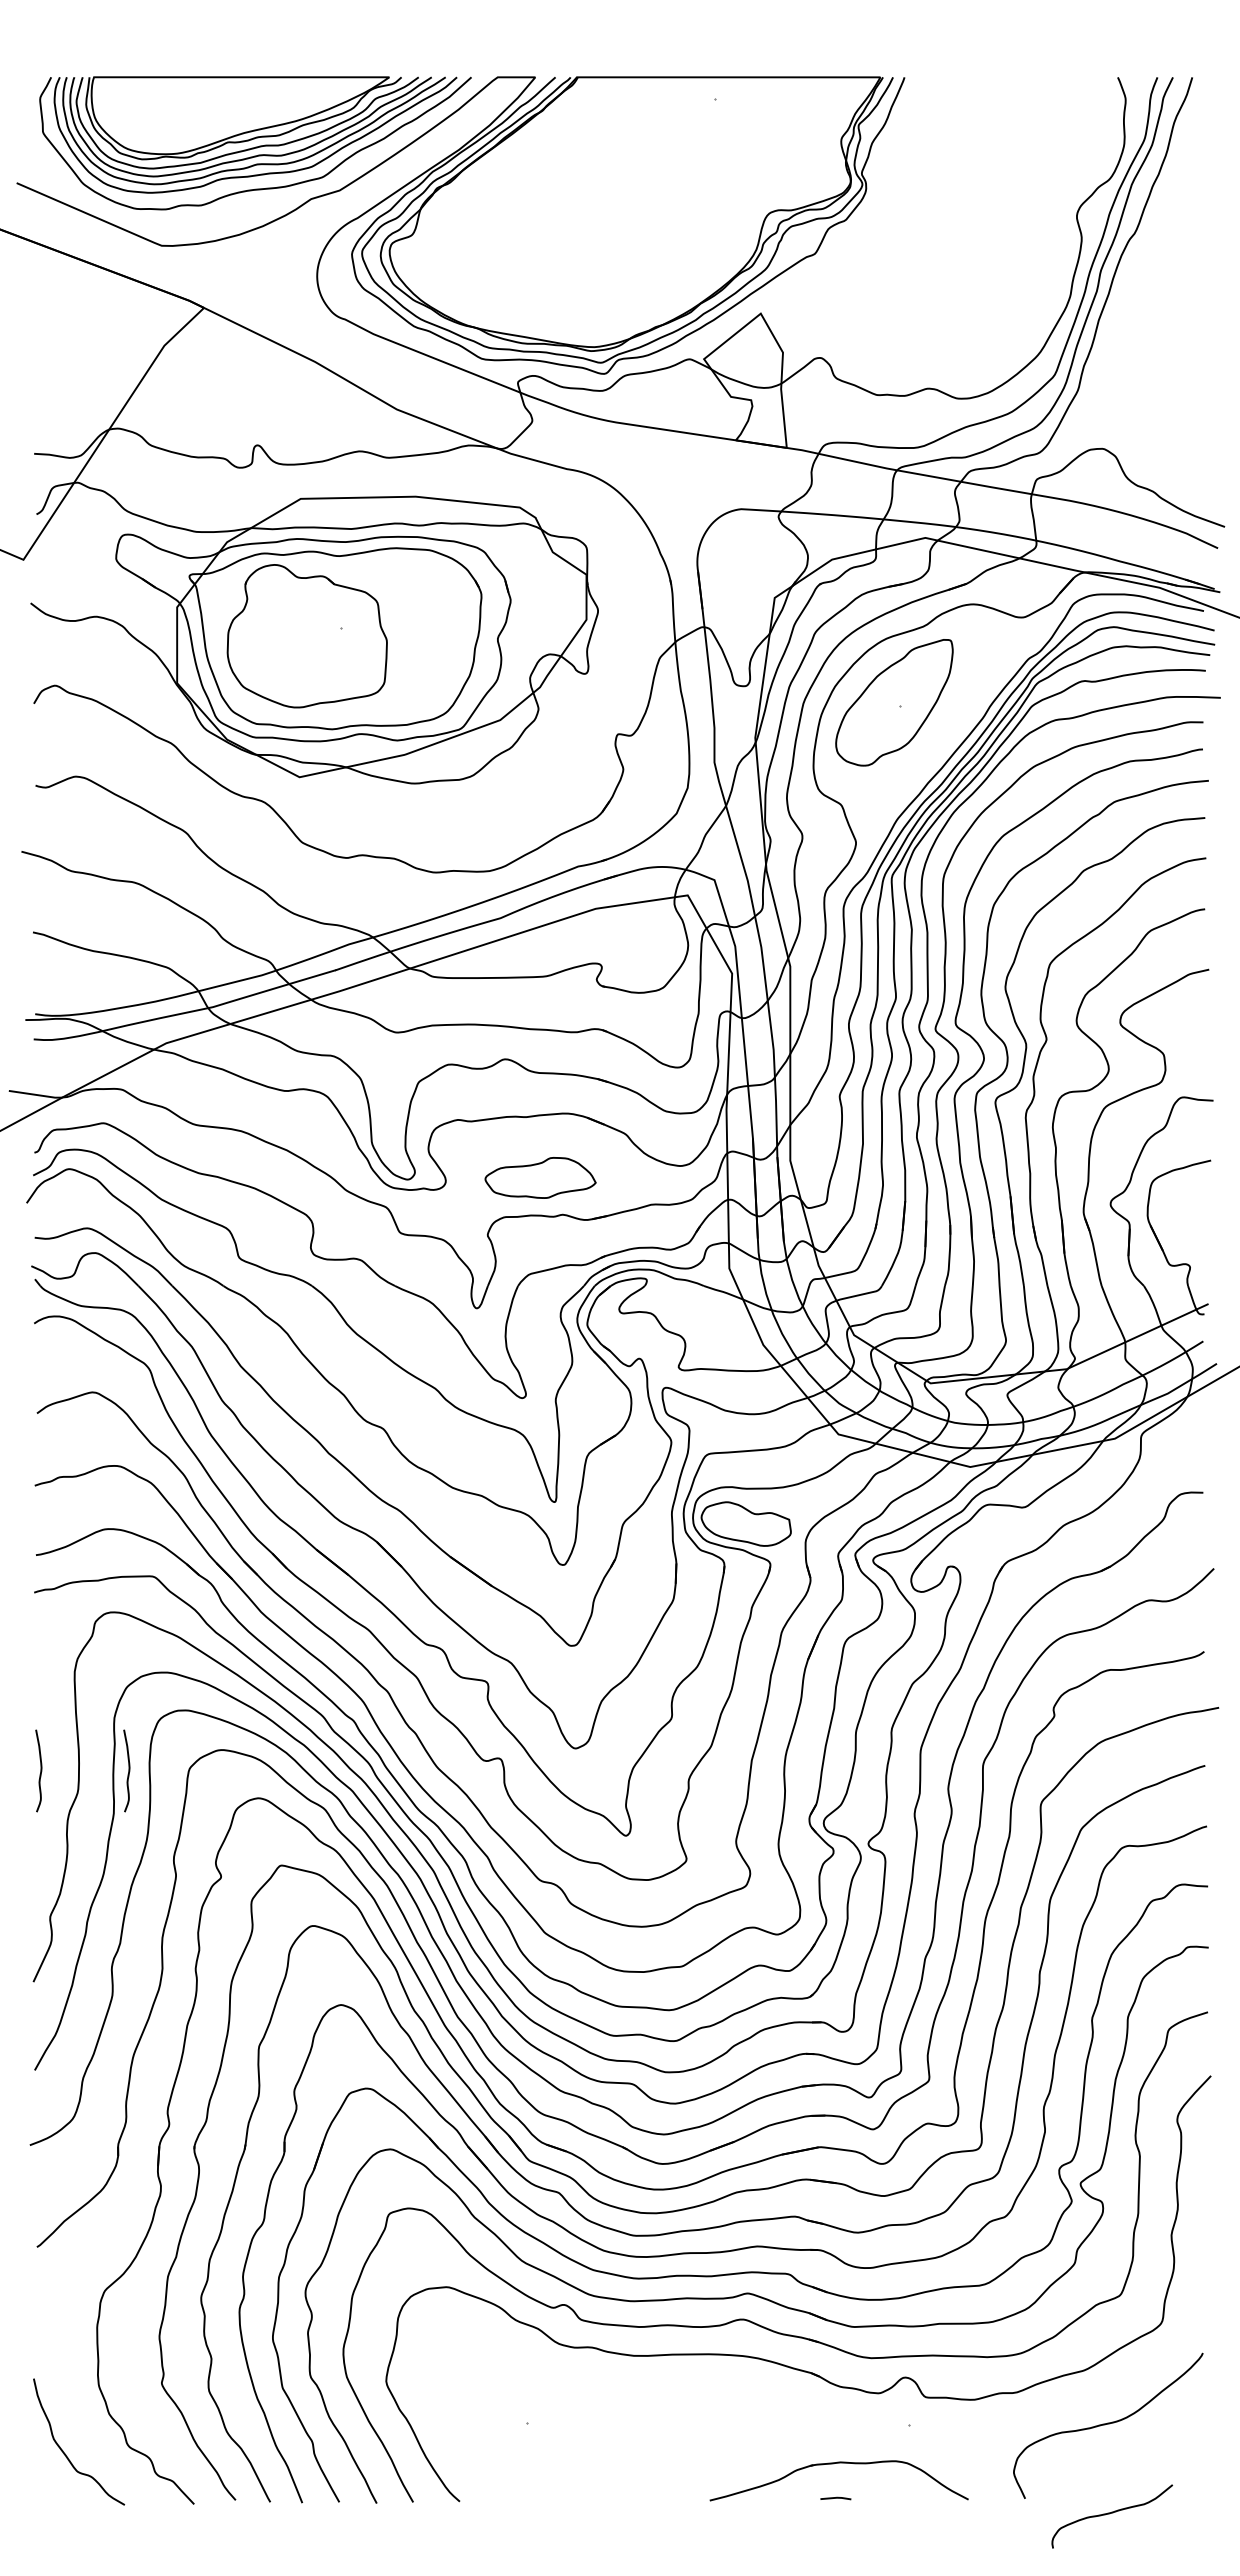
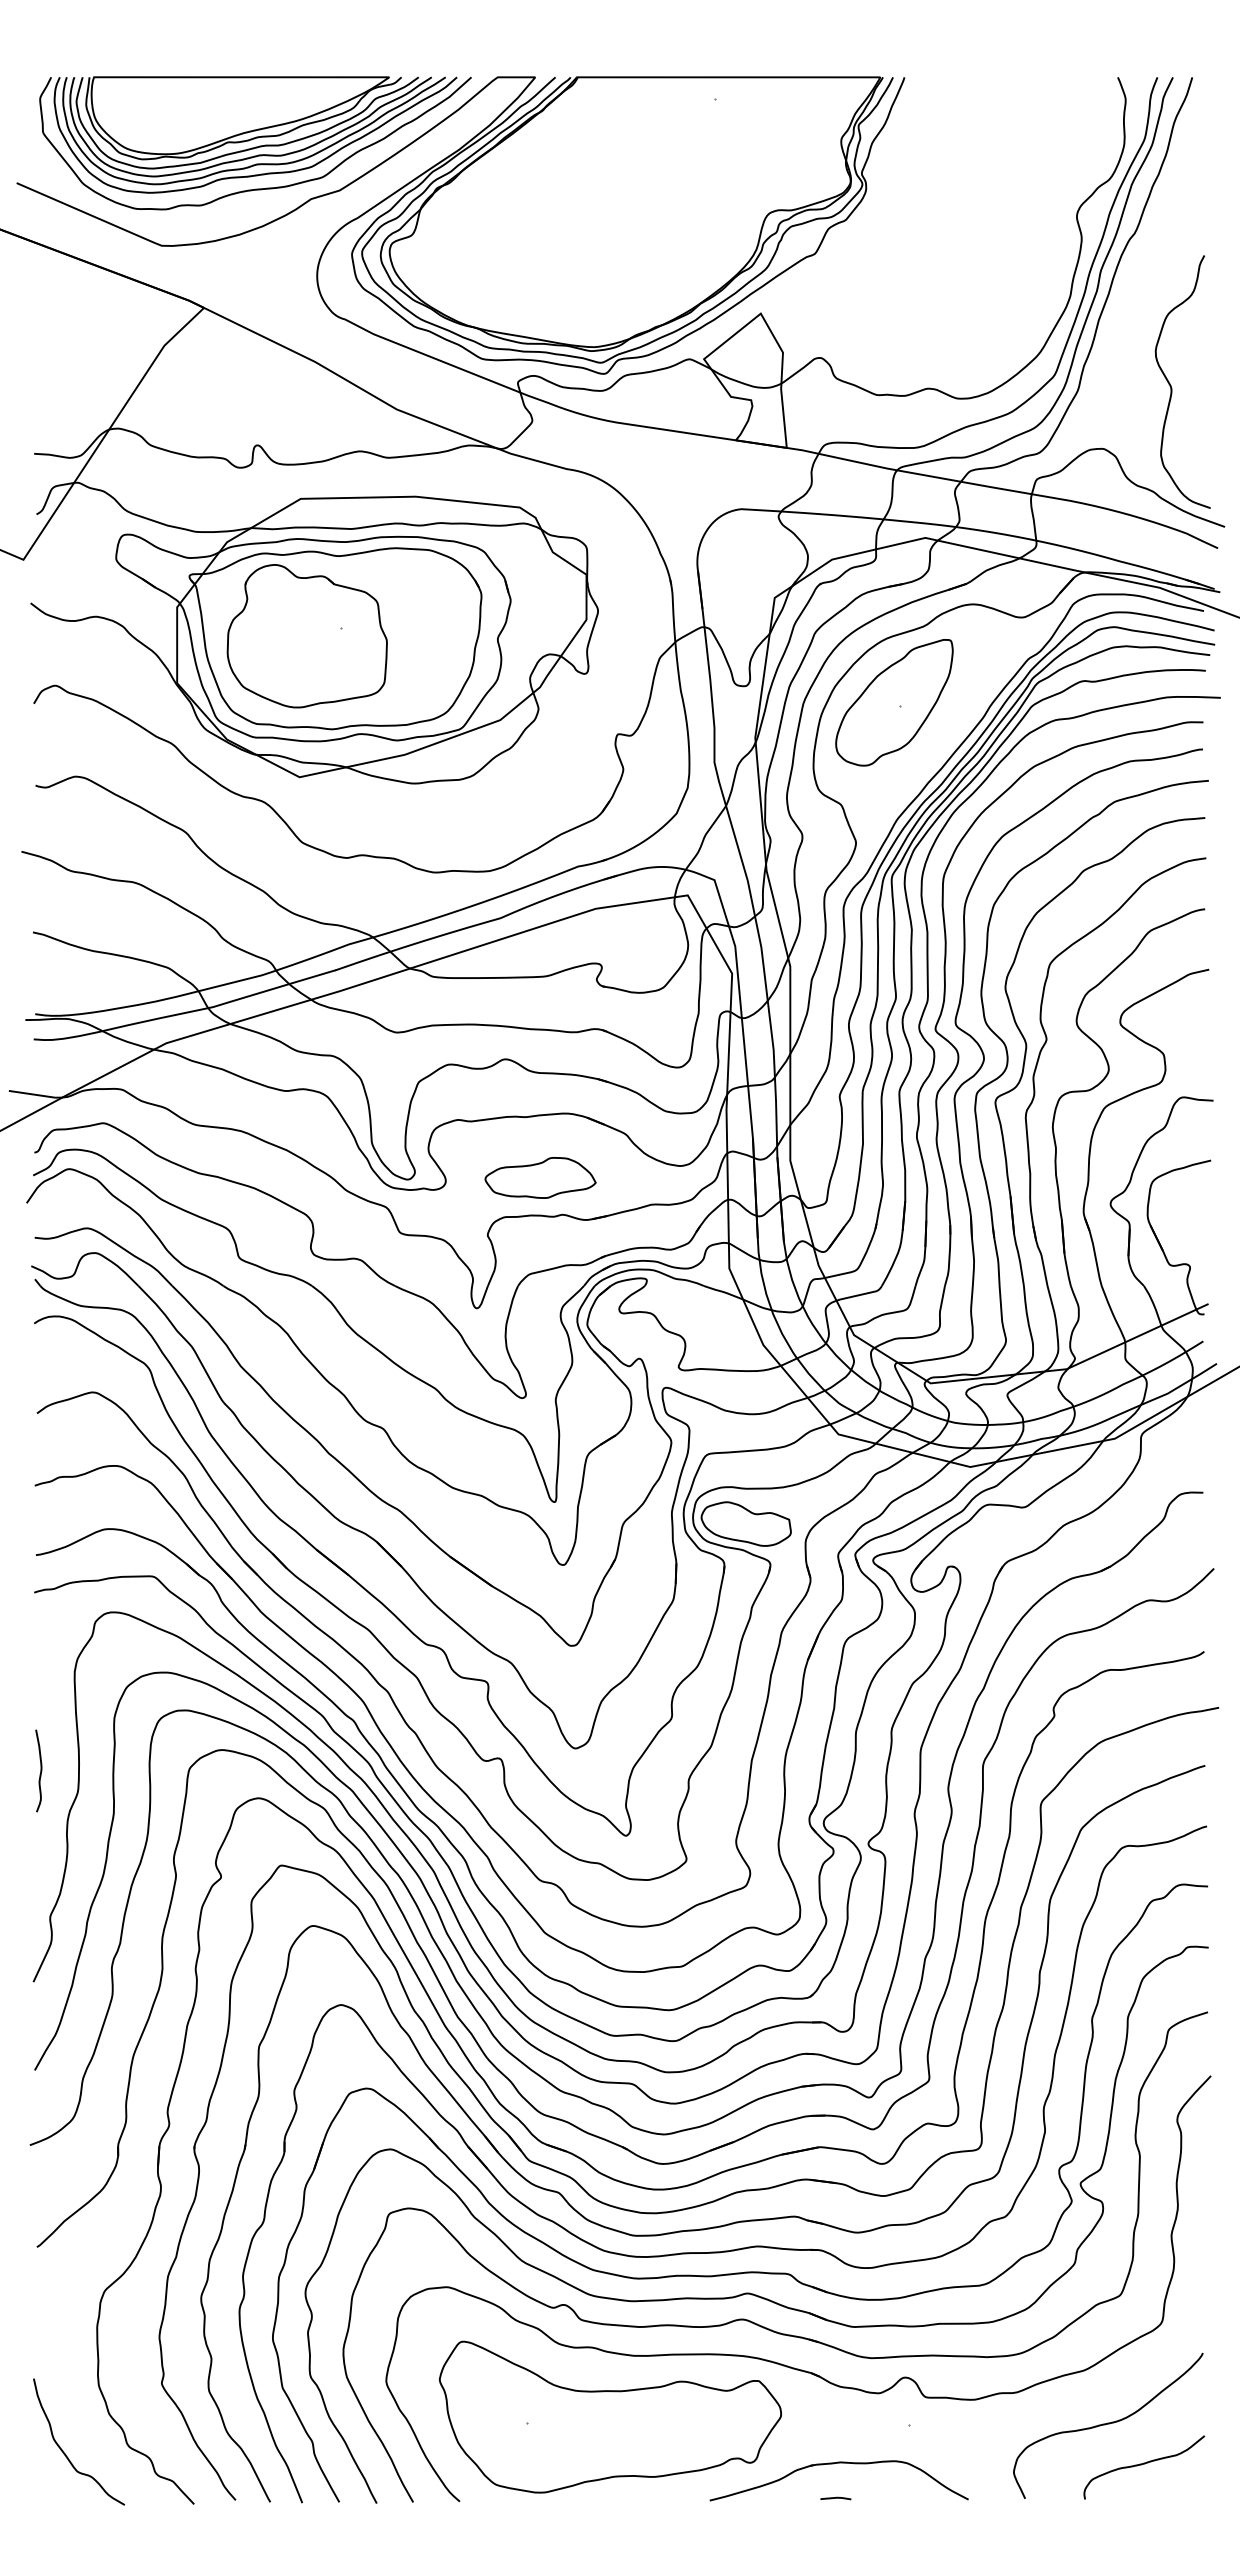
curve: none -> present (1171, 385)
curve: present -> none (128, 1770)
part: none -> present (610, 2416)
curve position: (1112, 2513) -> (1144, 2464) (1144, 2464)
